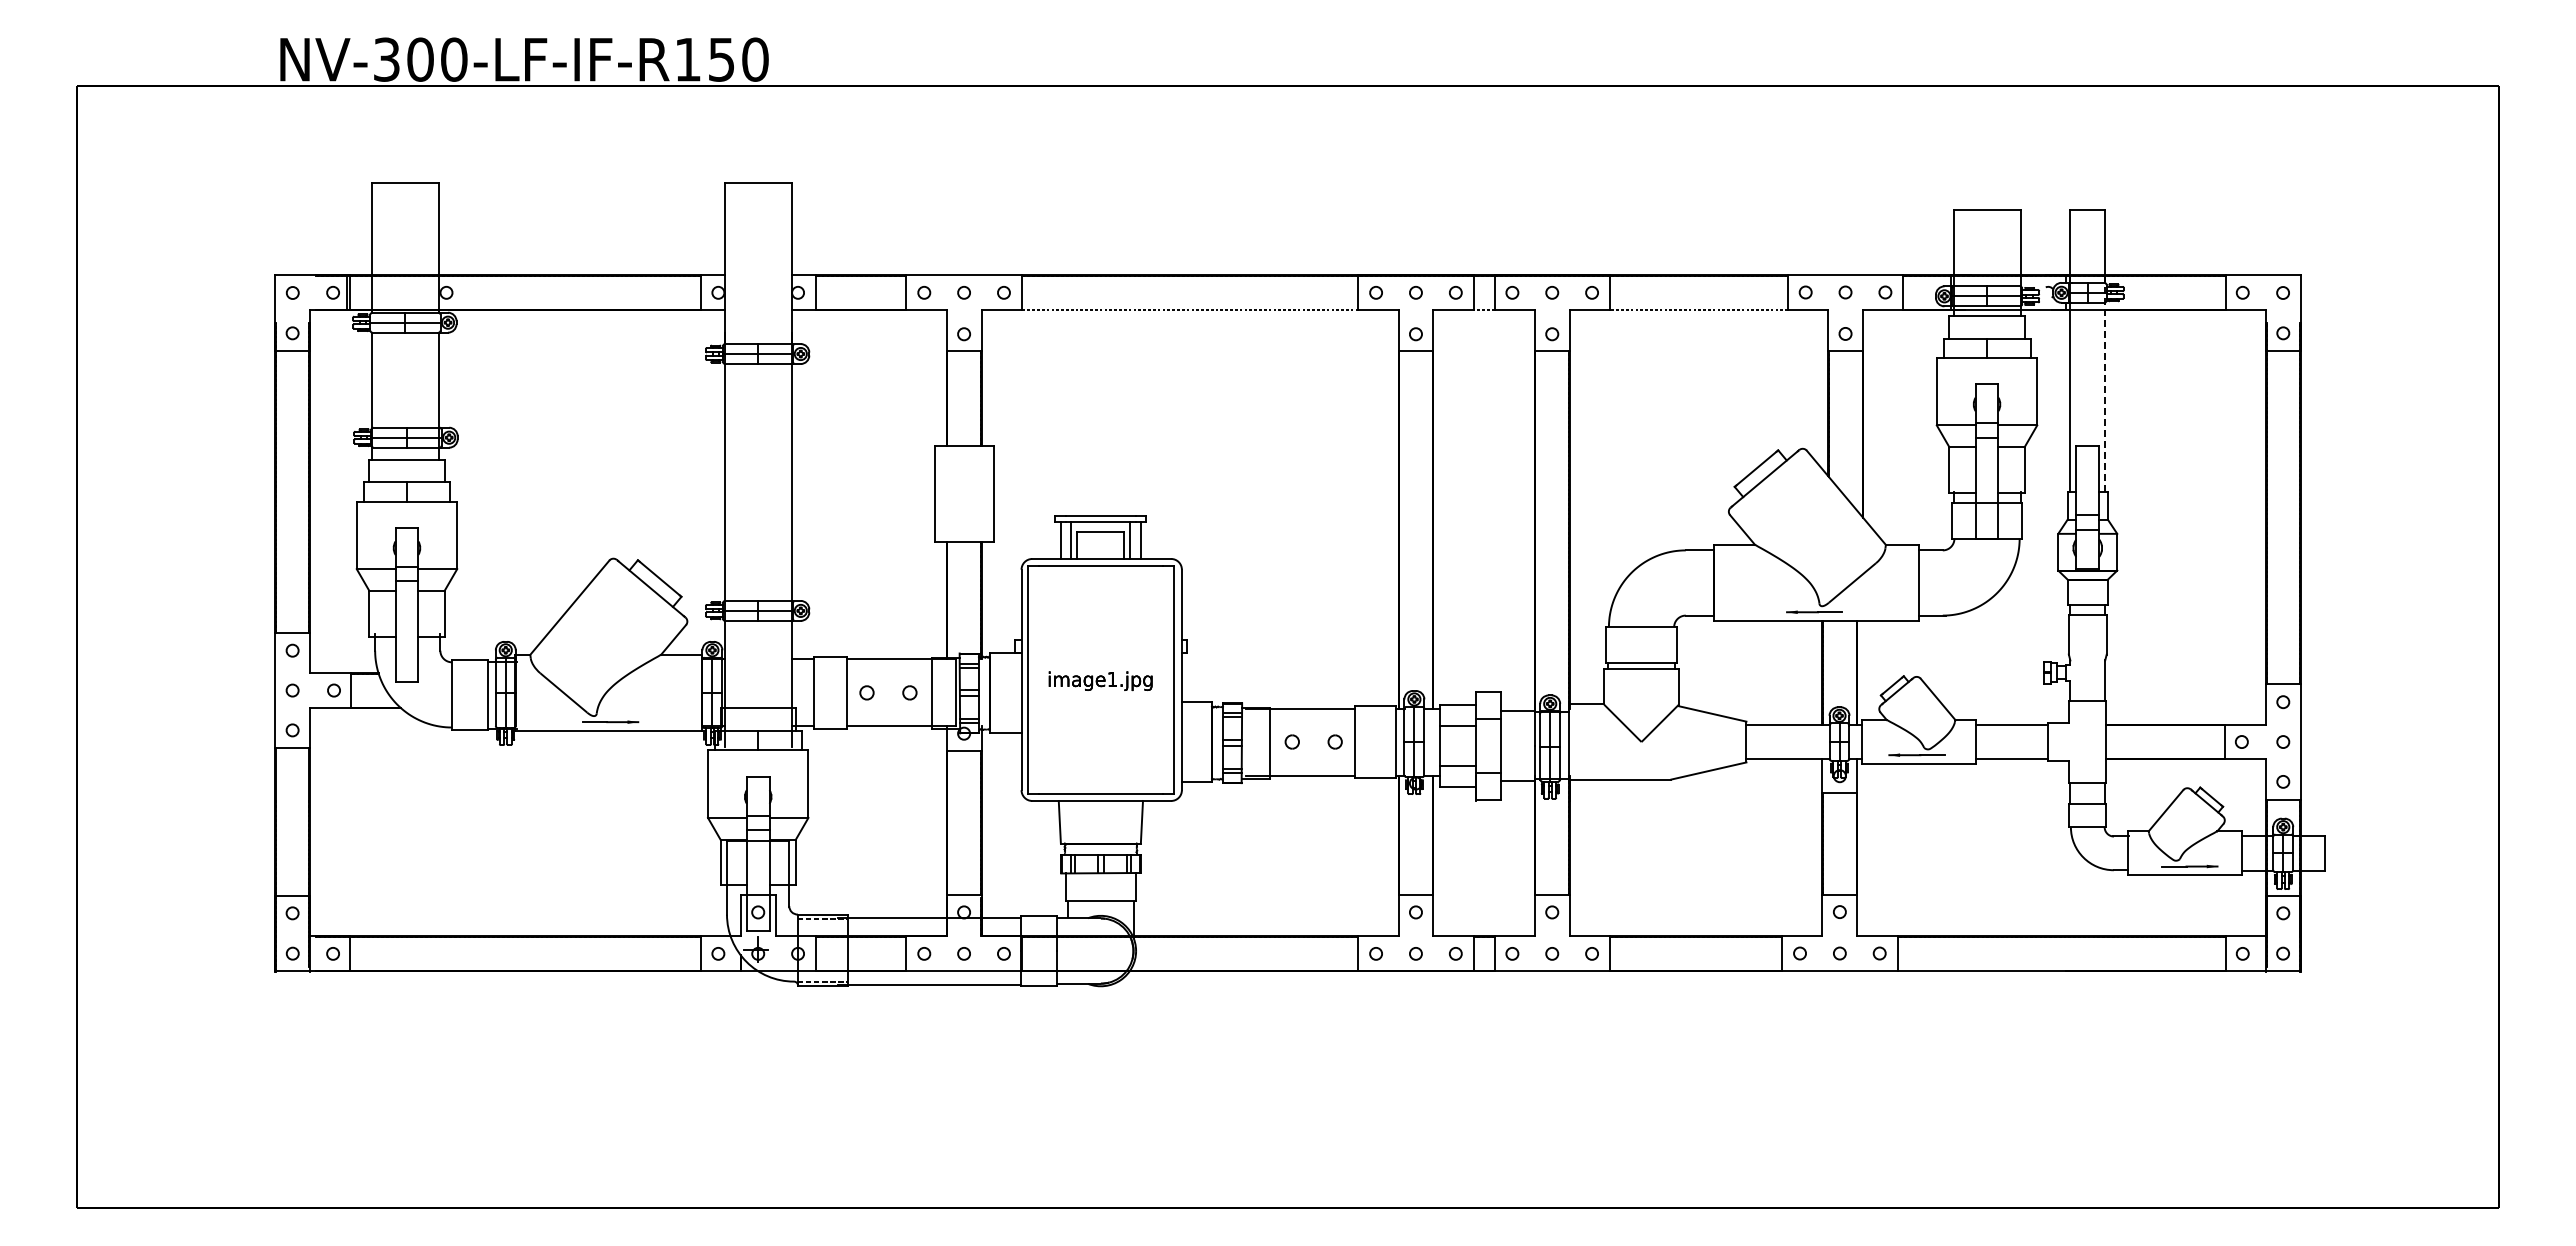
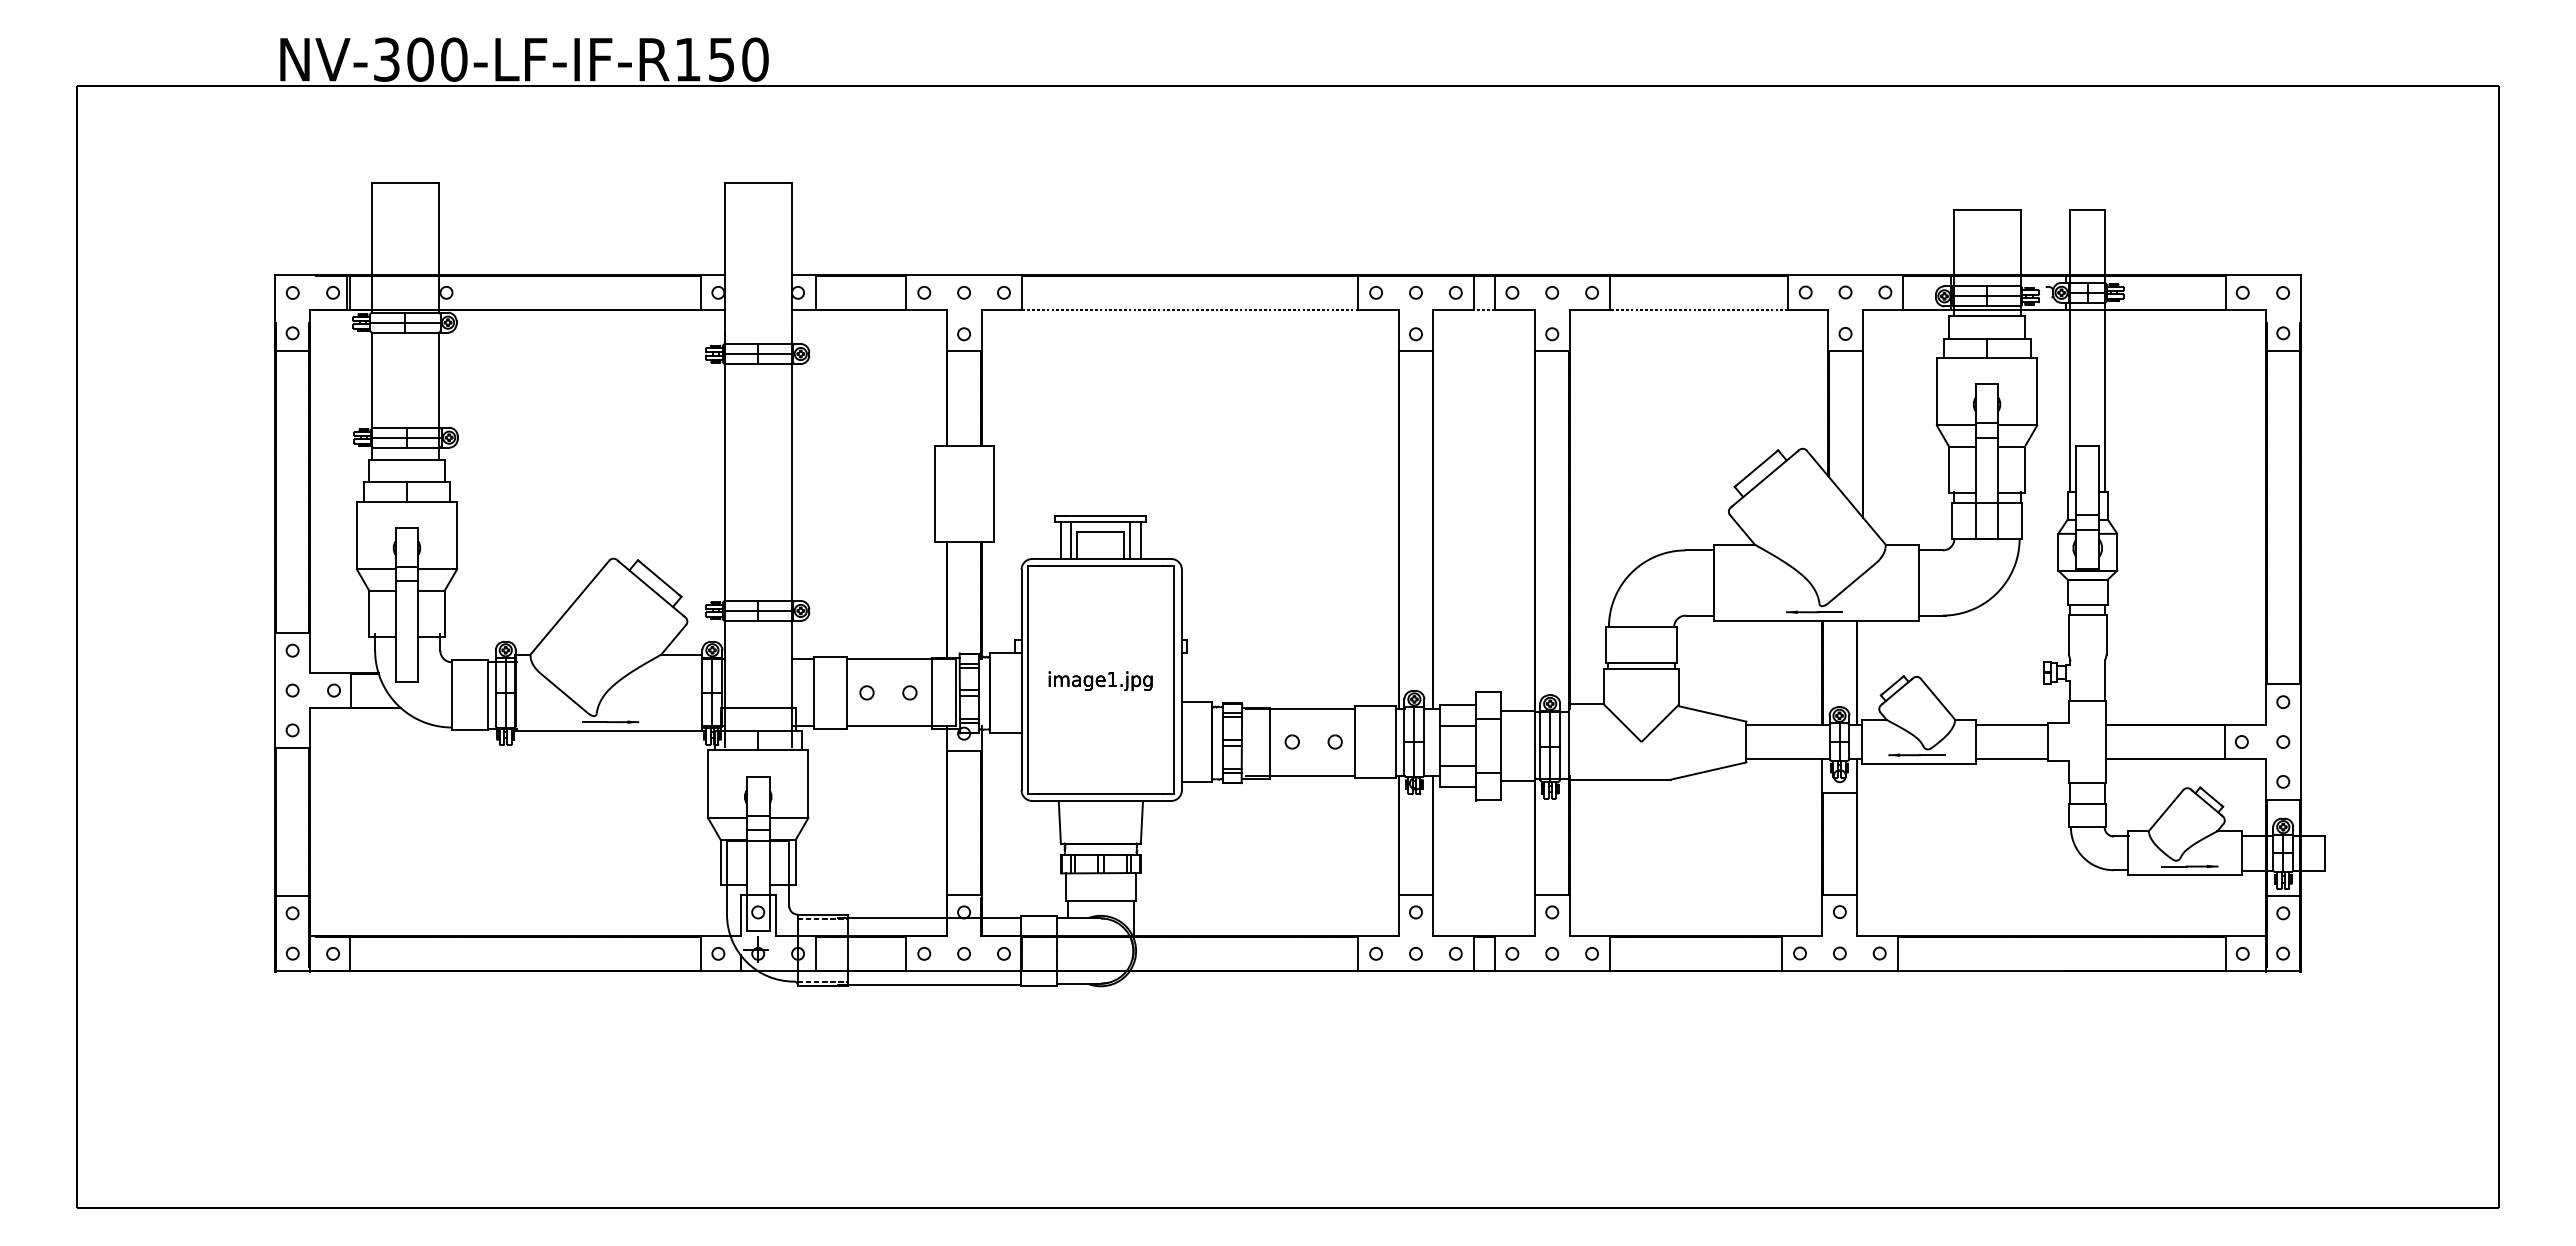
line: dashed -> solid (2105, 382)
